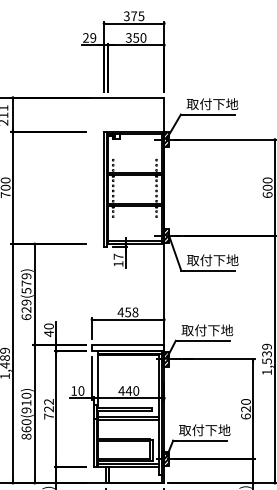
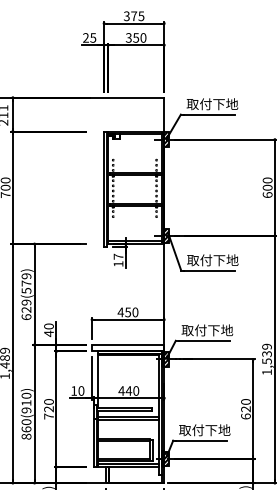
text: 29 -> 25 (93, 37)
text: 458 -> 450 (135, 312)
text: 722 -> 720 (48, 401)
